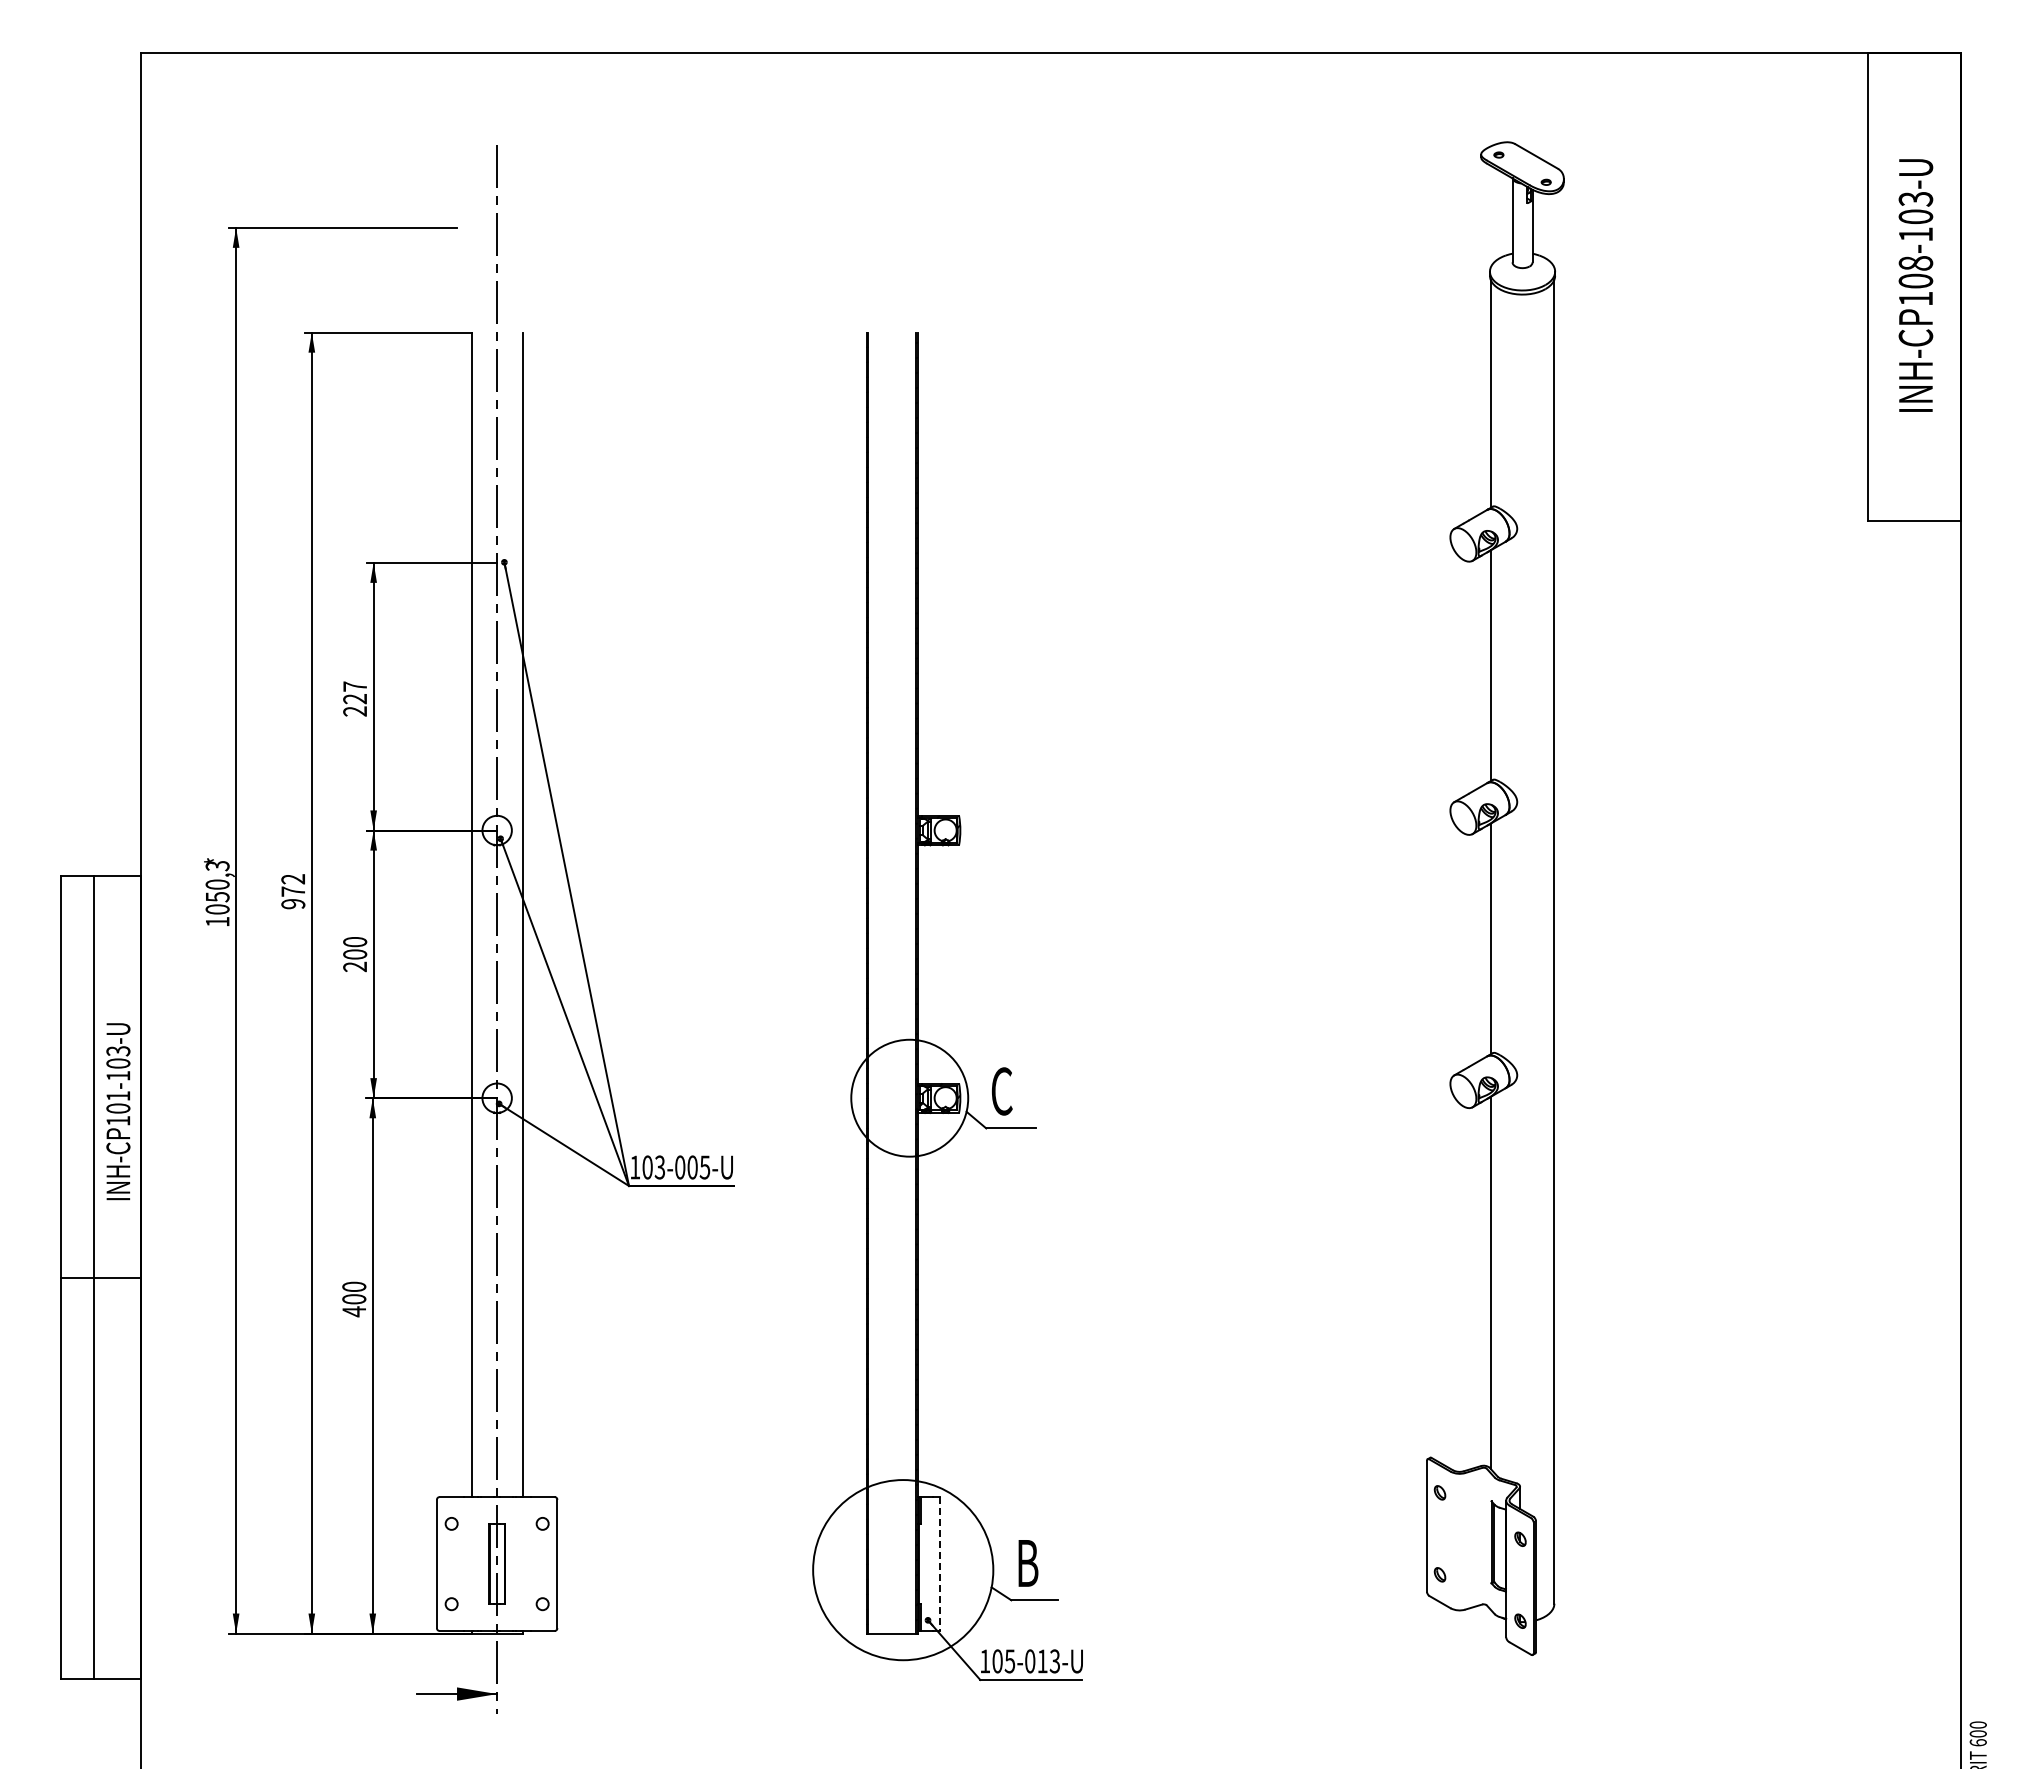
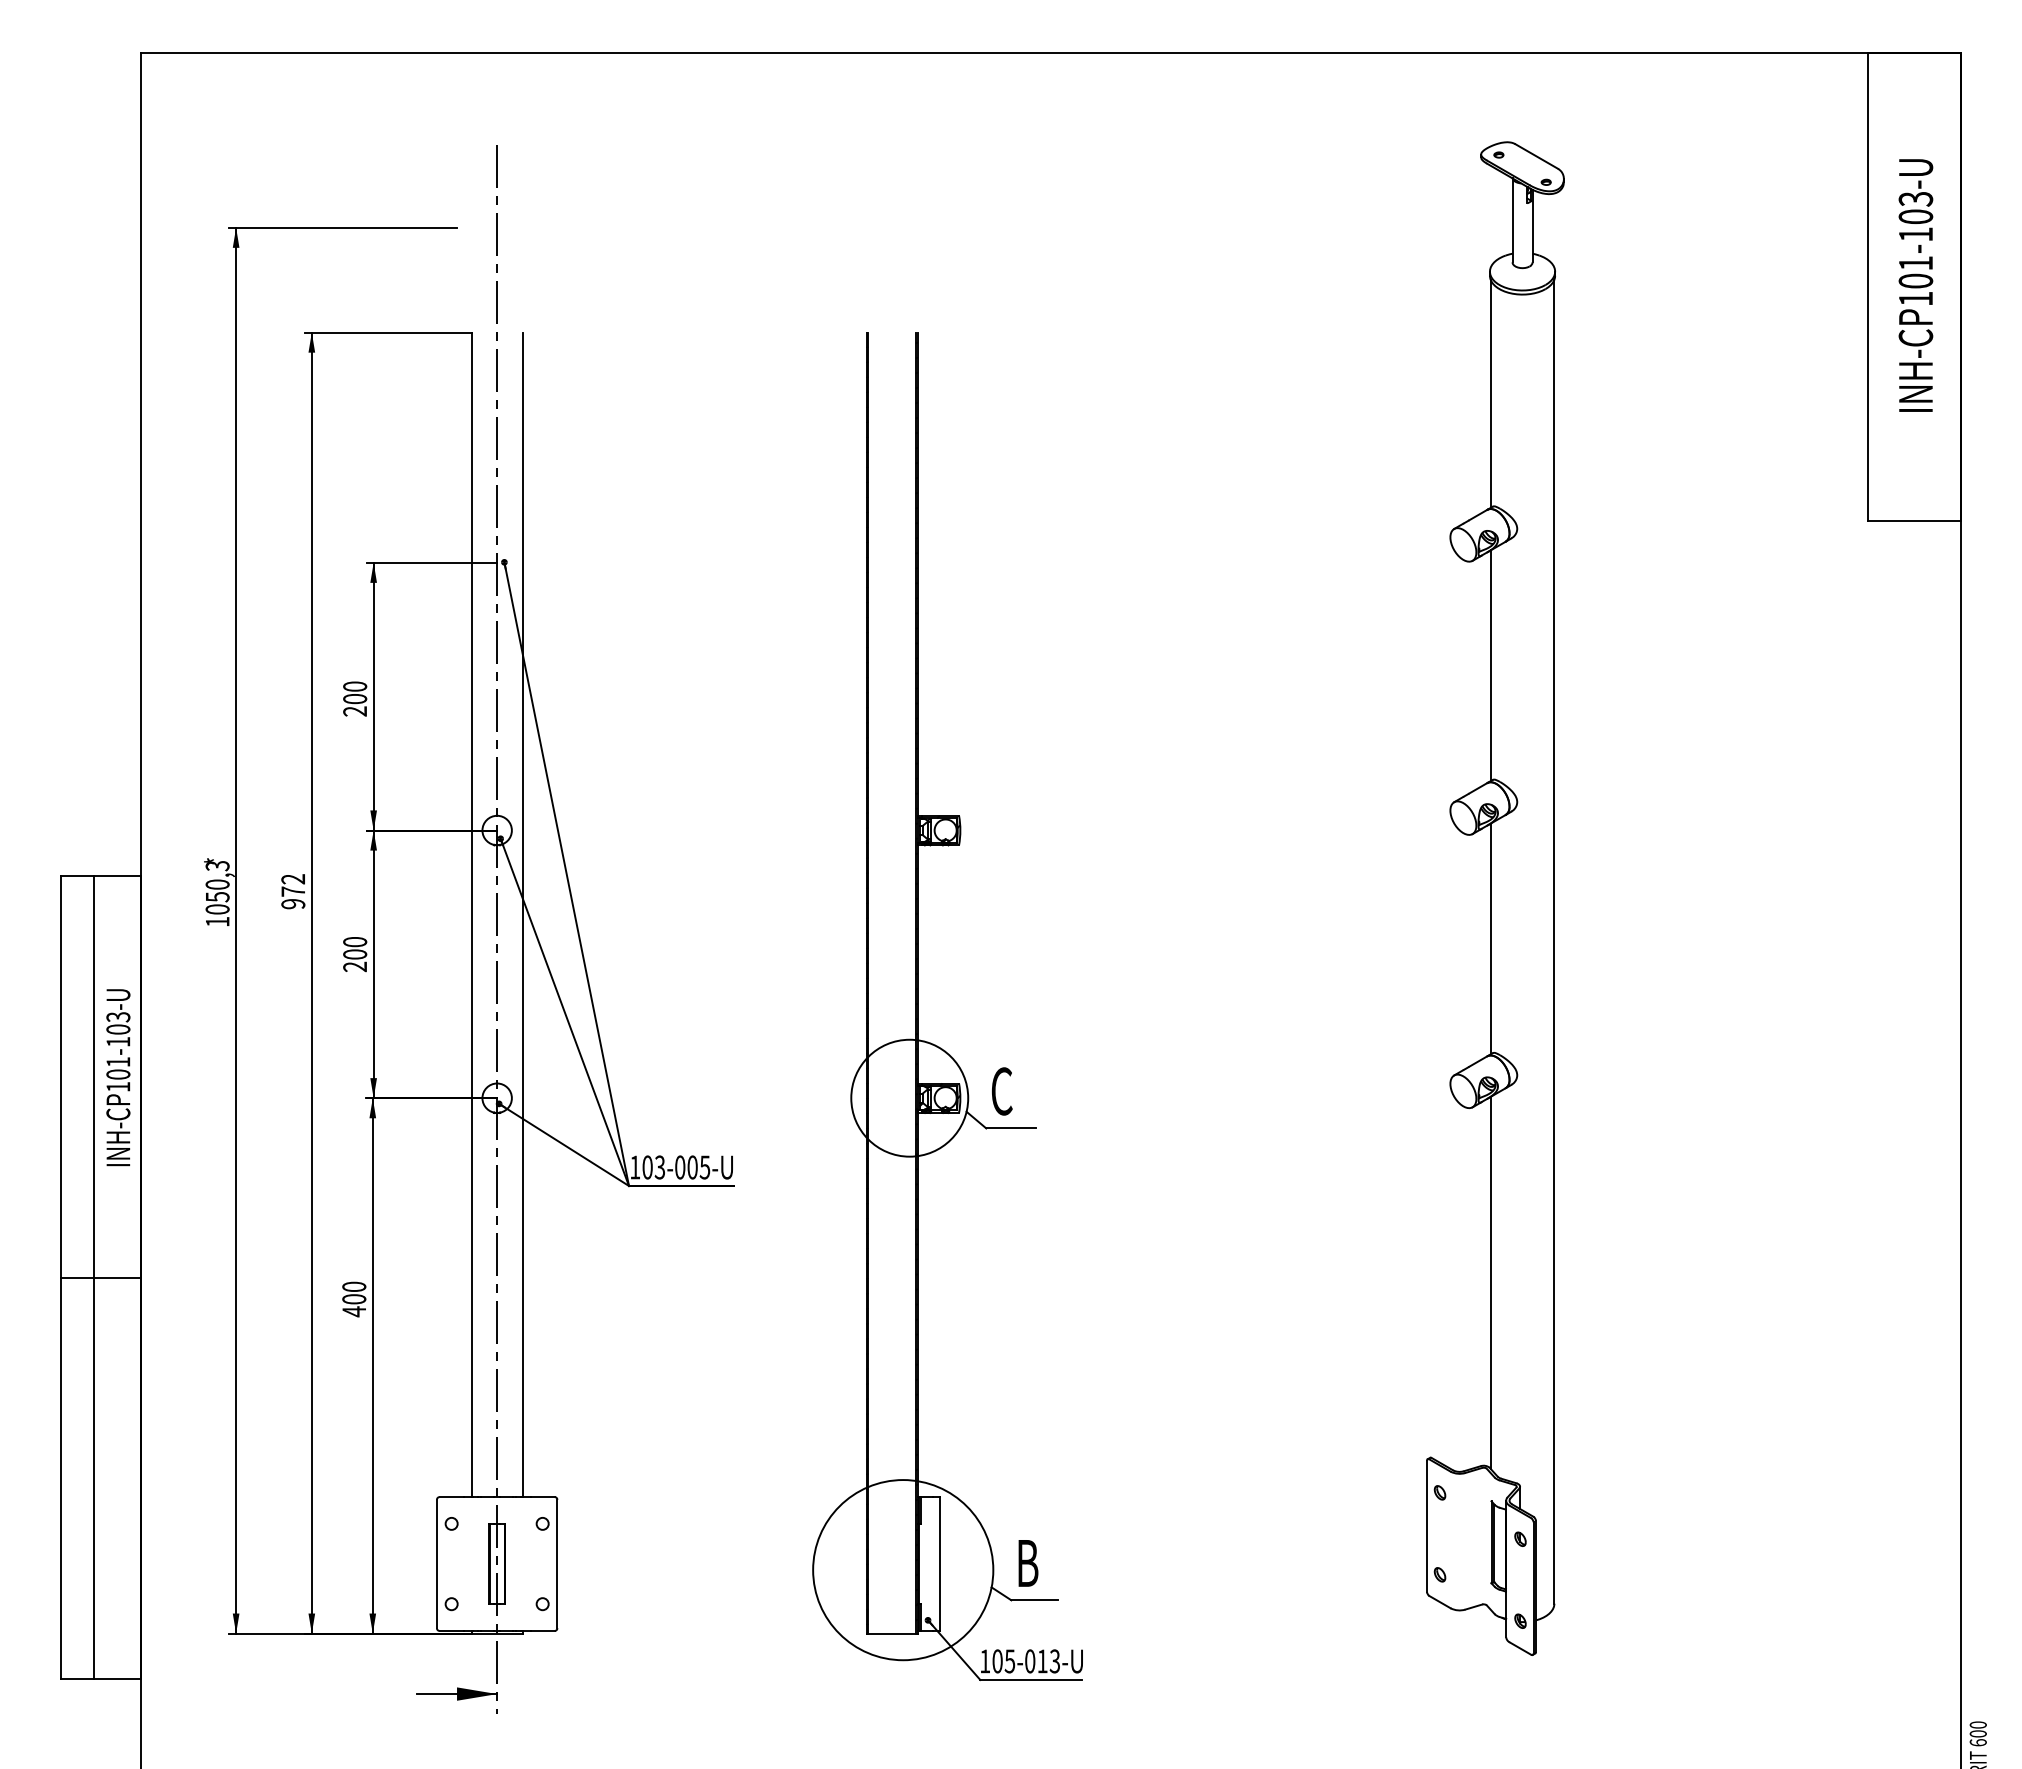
text: INH-CP108-103-U -> INH-CP101-103-U (1915, 263)
text: 227 -> 200 (355, 692)
text position: (118, 1111) -> (118, 1077) (118, 1077)
line: dashed -> solid (939, 1564)
